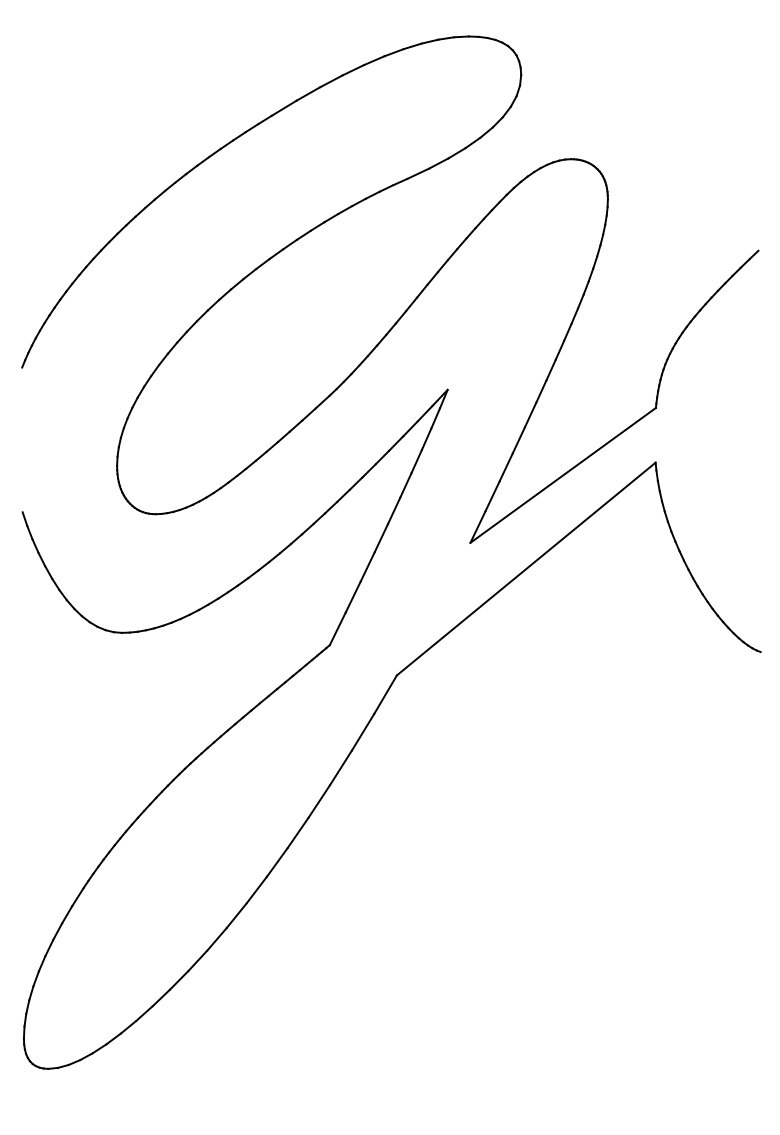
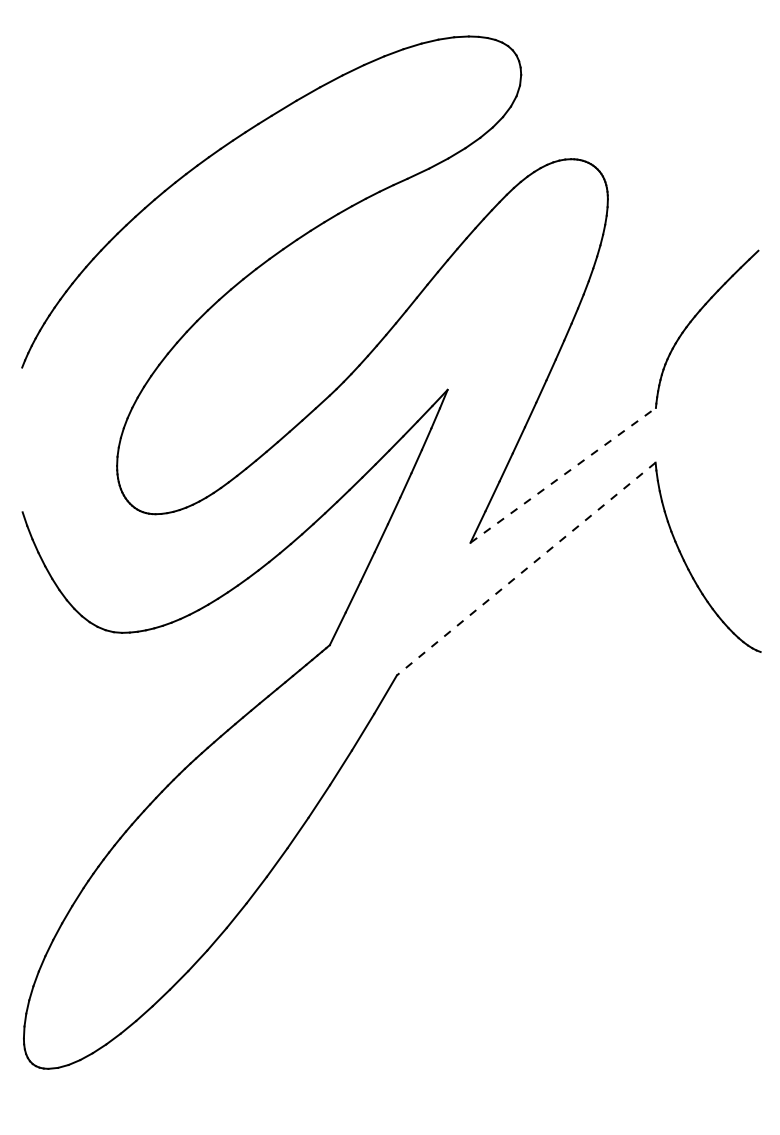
line: solid -> dashed (563, 475)
line: solid -> dashed (525, 569)
